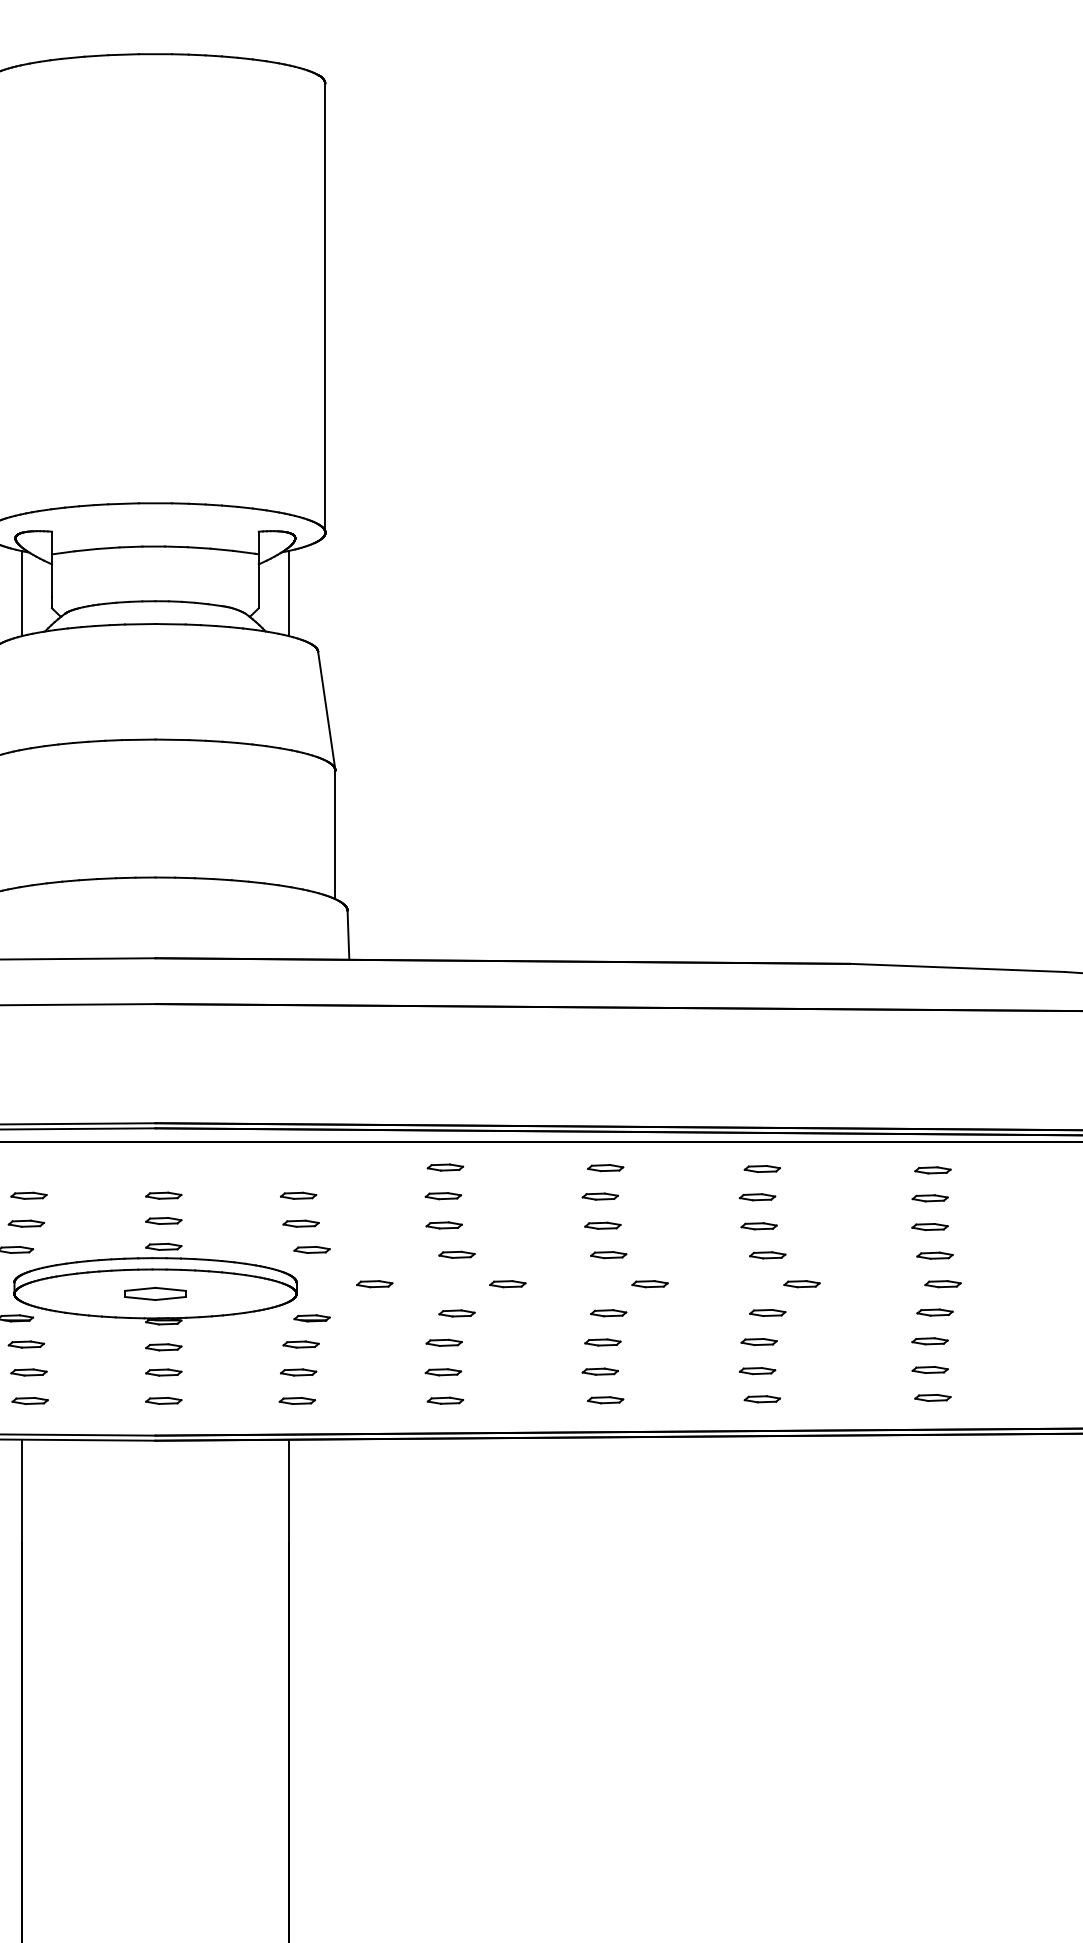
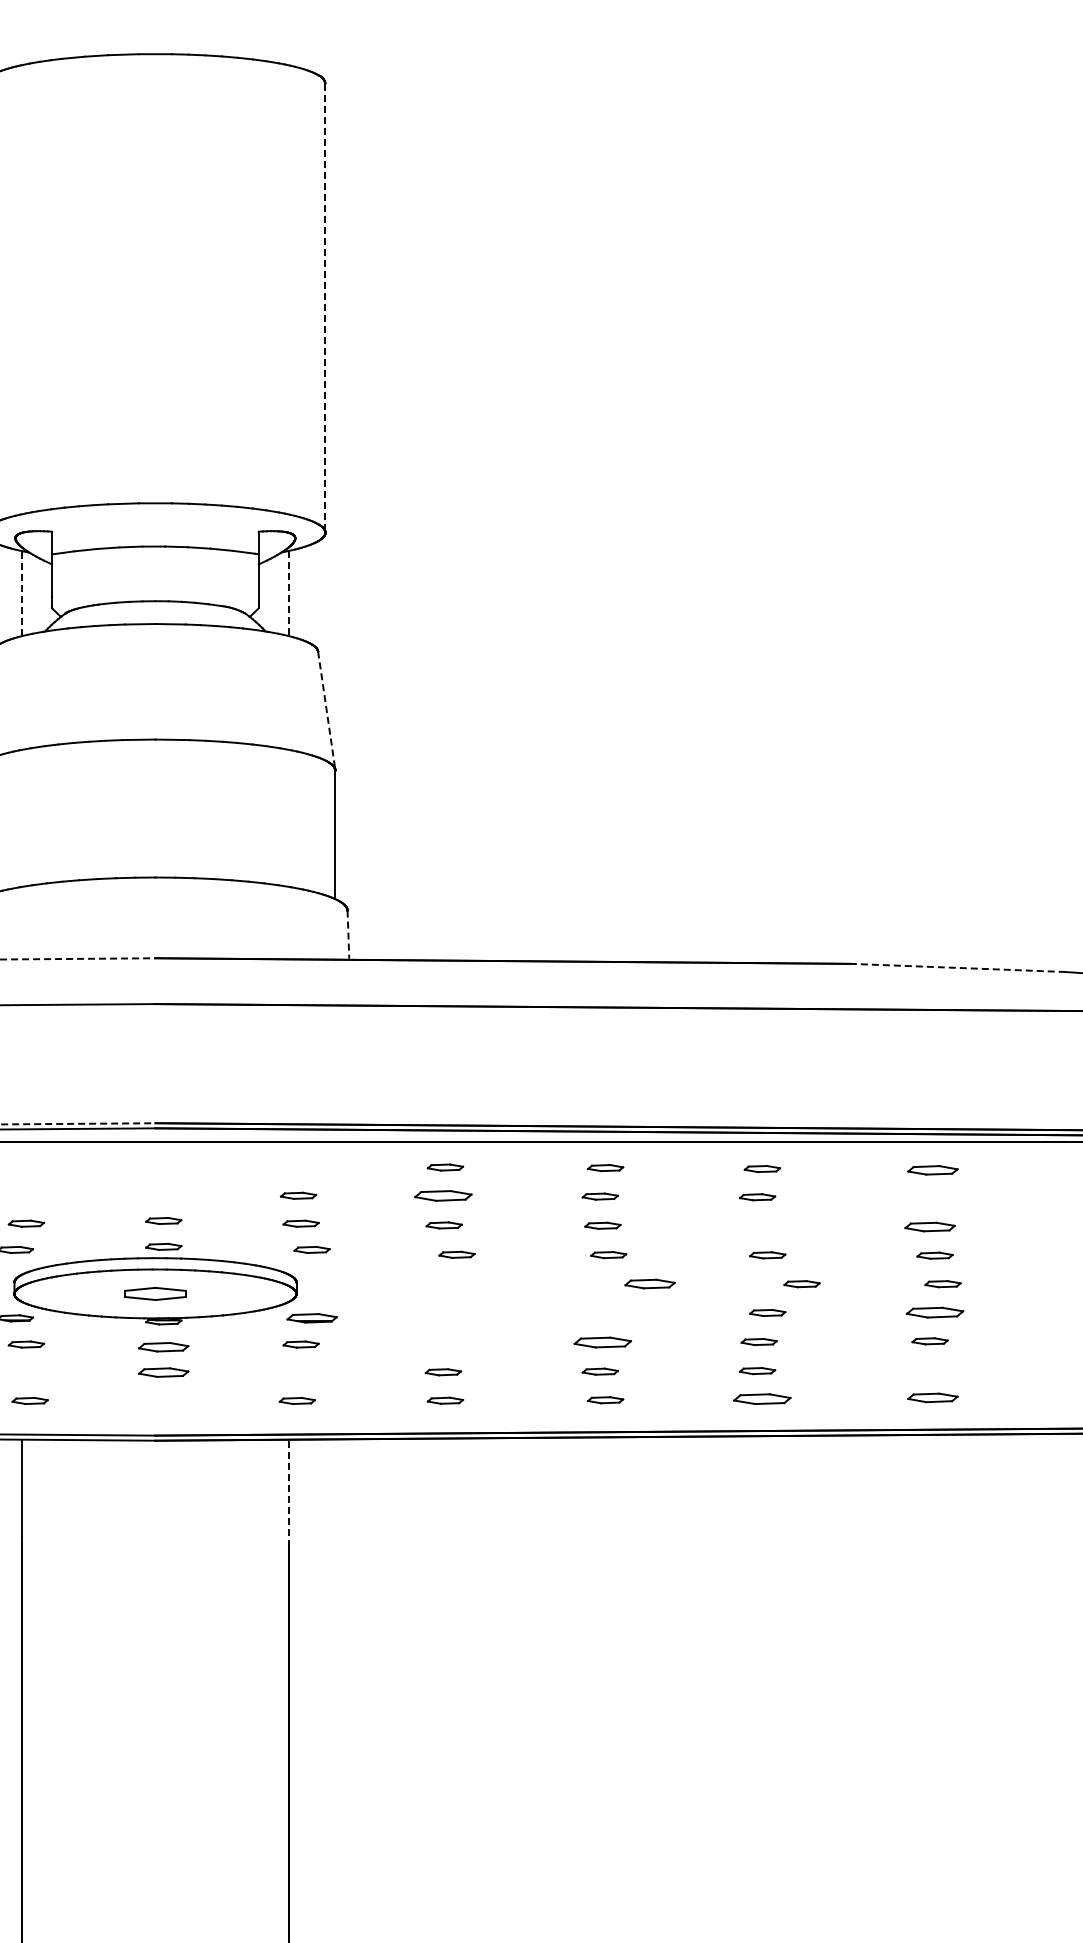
line: solid -> dashed (325, 308)
line: solid -> dashed (21, 593)
line: solid -> dashed (289, 593)
line: solid -> dashed (326, 710)
line: solid -> dashed (348, 935)
line: solid -> dashed (78, 958)
line: solid -> dashed (957, 967)
line: solid -> dashed (78, 1123)
part size: 38x9 px -> 52x11 px (932, 1170)
part: present -> none (28, 1195)
part: present -> none (163, 1195)
part size: 39x9 px -> 59x12 px (443, 1195)
part: present -> none (929, 1198)
part: present -> none (758, 1226)
part size: 38x8 px -> 52x12 px (929, 1226)
part: present -> none (374, 1284)
part: present -> none (507, 1284)
part size: 38x9 px -> 52x12 px (649, 1283)
part size: 38x9 px -> 60x13 px (934, 1312)
part: present -> none (456, 1313)
part: present -> none (608, 1313)
part size: 38x9 px -> 52x11 px (311, 1318)
part: present -> none (443, 1342)
part size: 38x9 px -> 59x13 px (602, 1342)
part size: 38x9 px -> 52x11 px (163, 1347)
part: present -> none (929, 1369)
part: present -> none (28, 1372)
part size: 38x9 px -> 52x11 px (163, 1372)
part: present -> none (298, 1372)
part size: 38x8 px -> 52x12 px (932, 1397)
part size: 39x9 px -> 59x12 px (762, 1398)
part: present -> none (163, 1400)
line: solid -> dashed (289, 1492)
